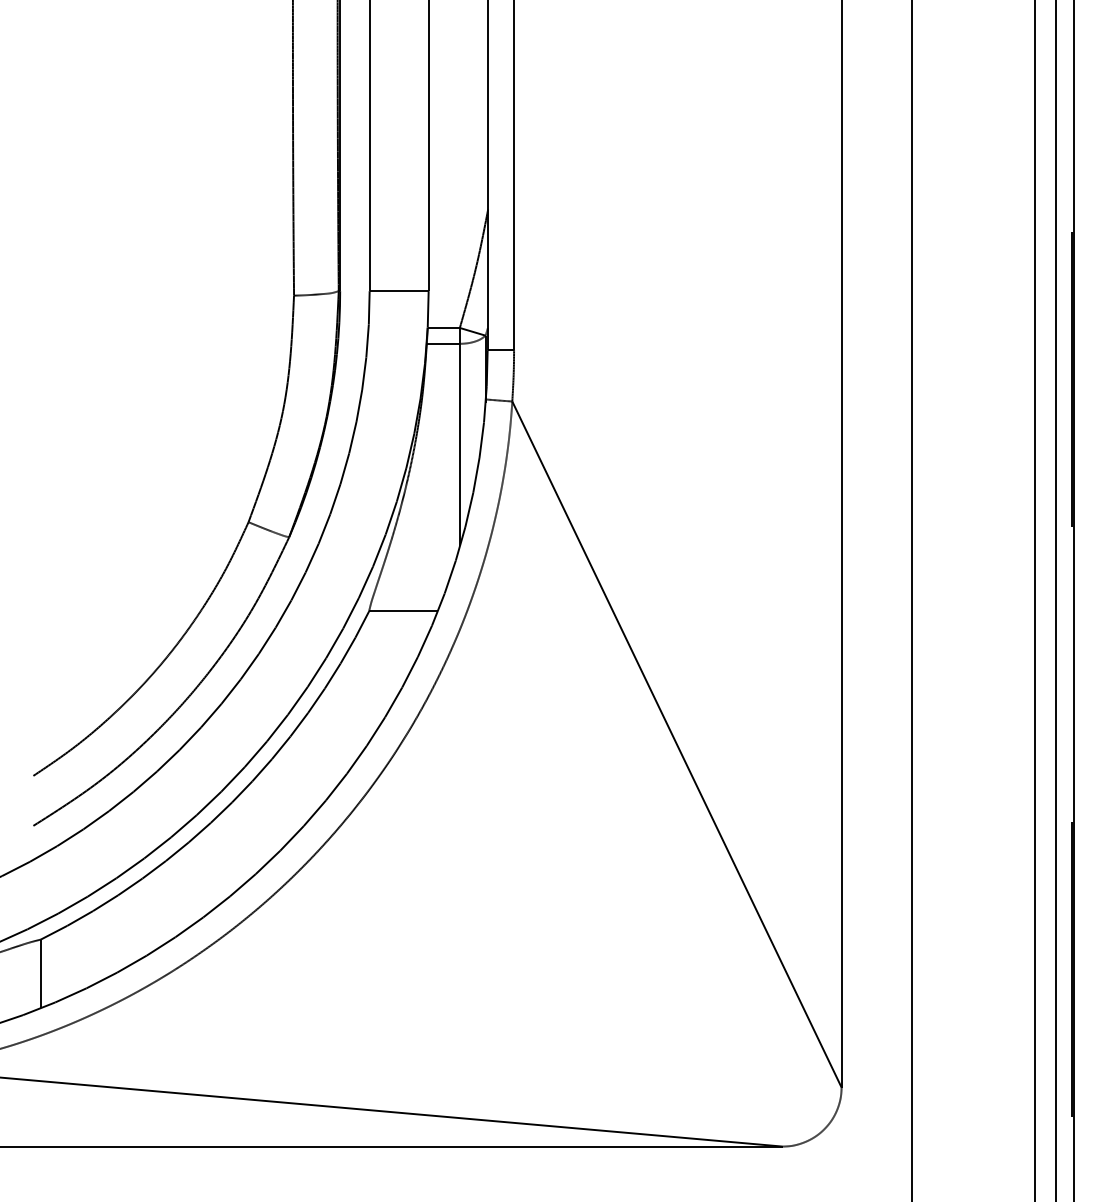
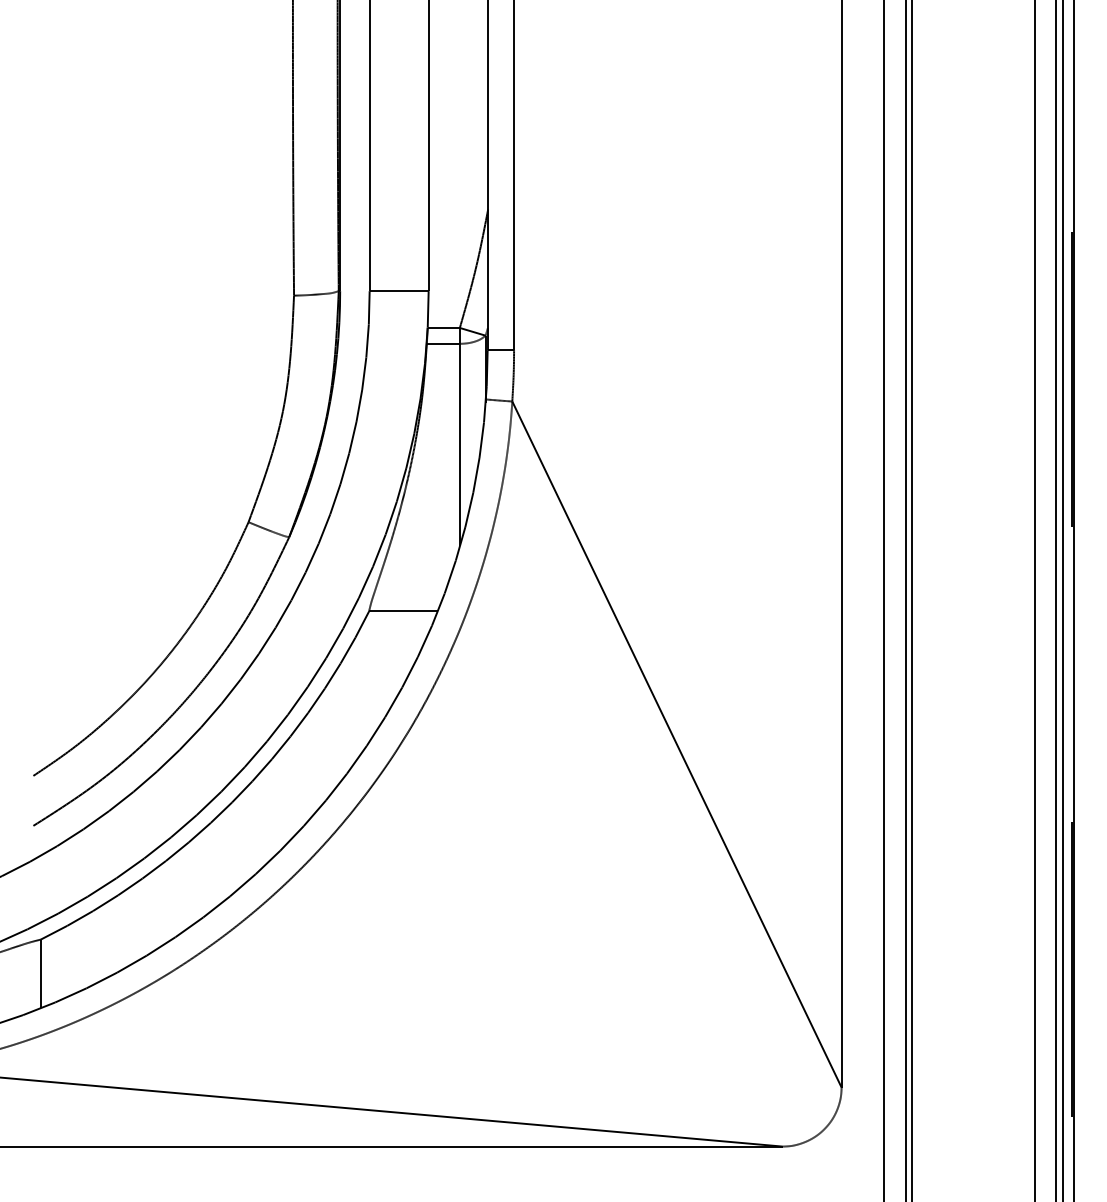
line: none -> present (884, 600)
line: none -> present (906, 600)
line: none -> present (1063, 600)
